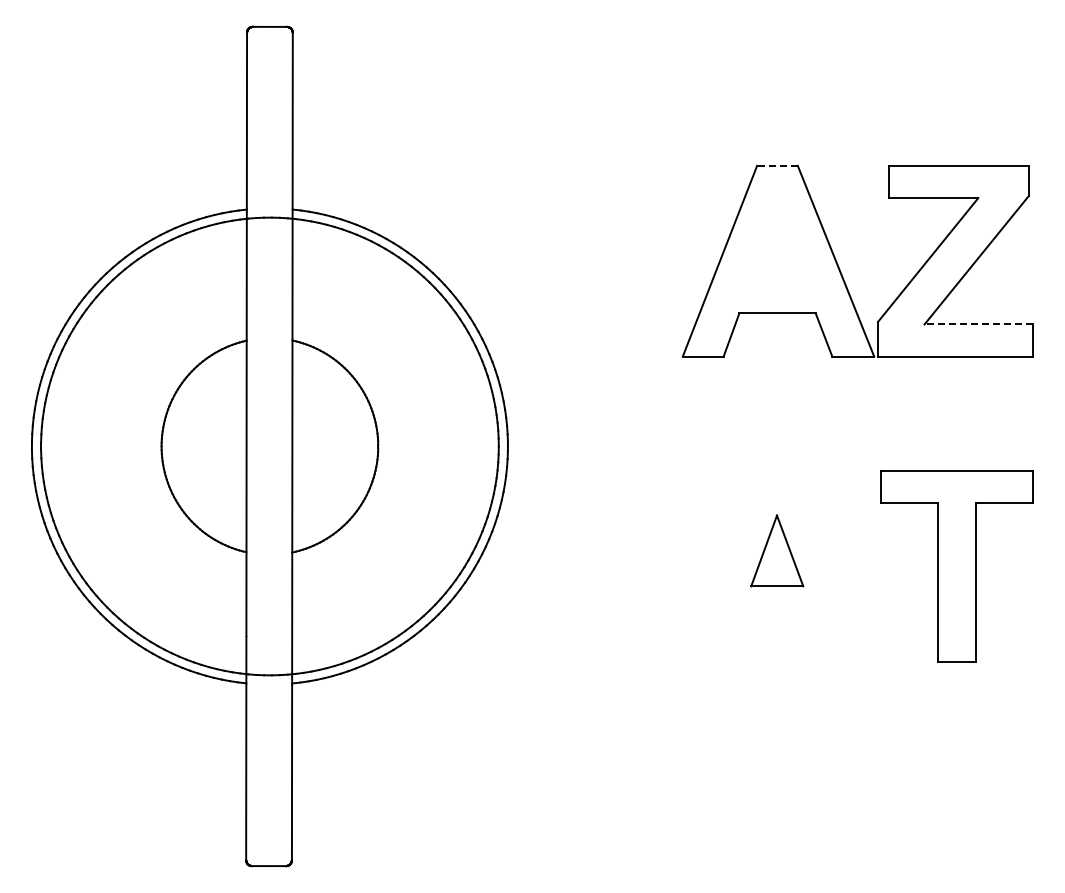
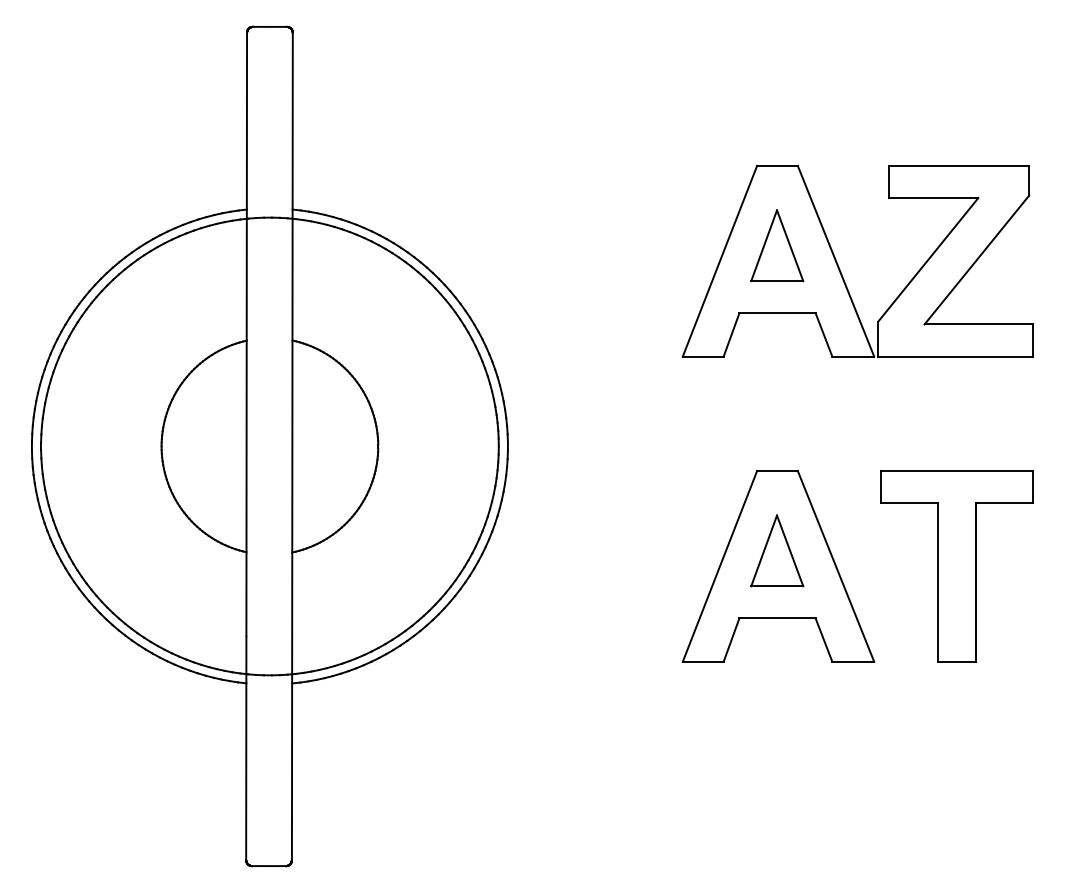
line: dashed -> solid (776, 165)
part: none -> present (777, 245)
line: dashed -> solid (978, 324)
part: none -> present (778, 566)
